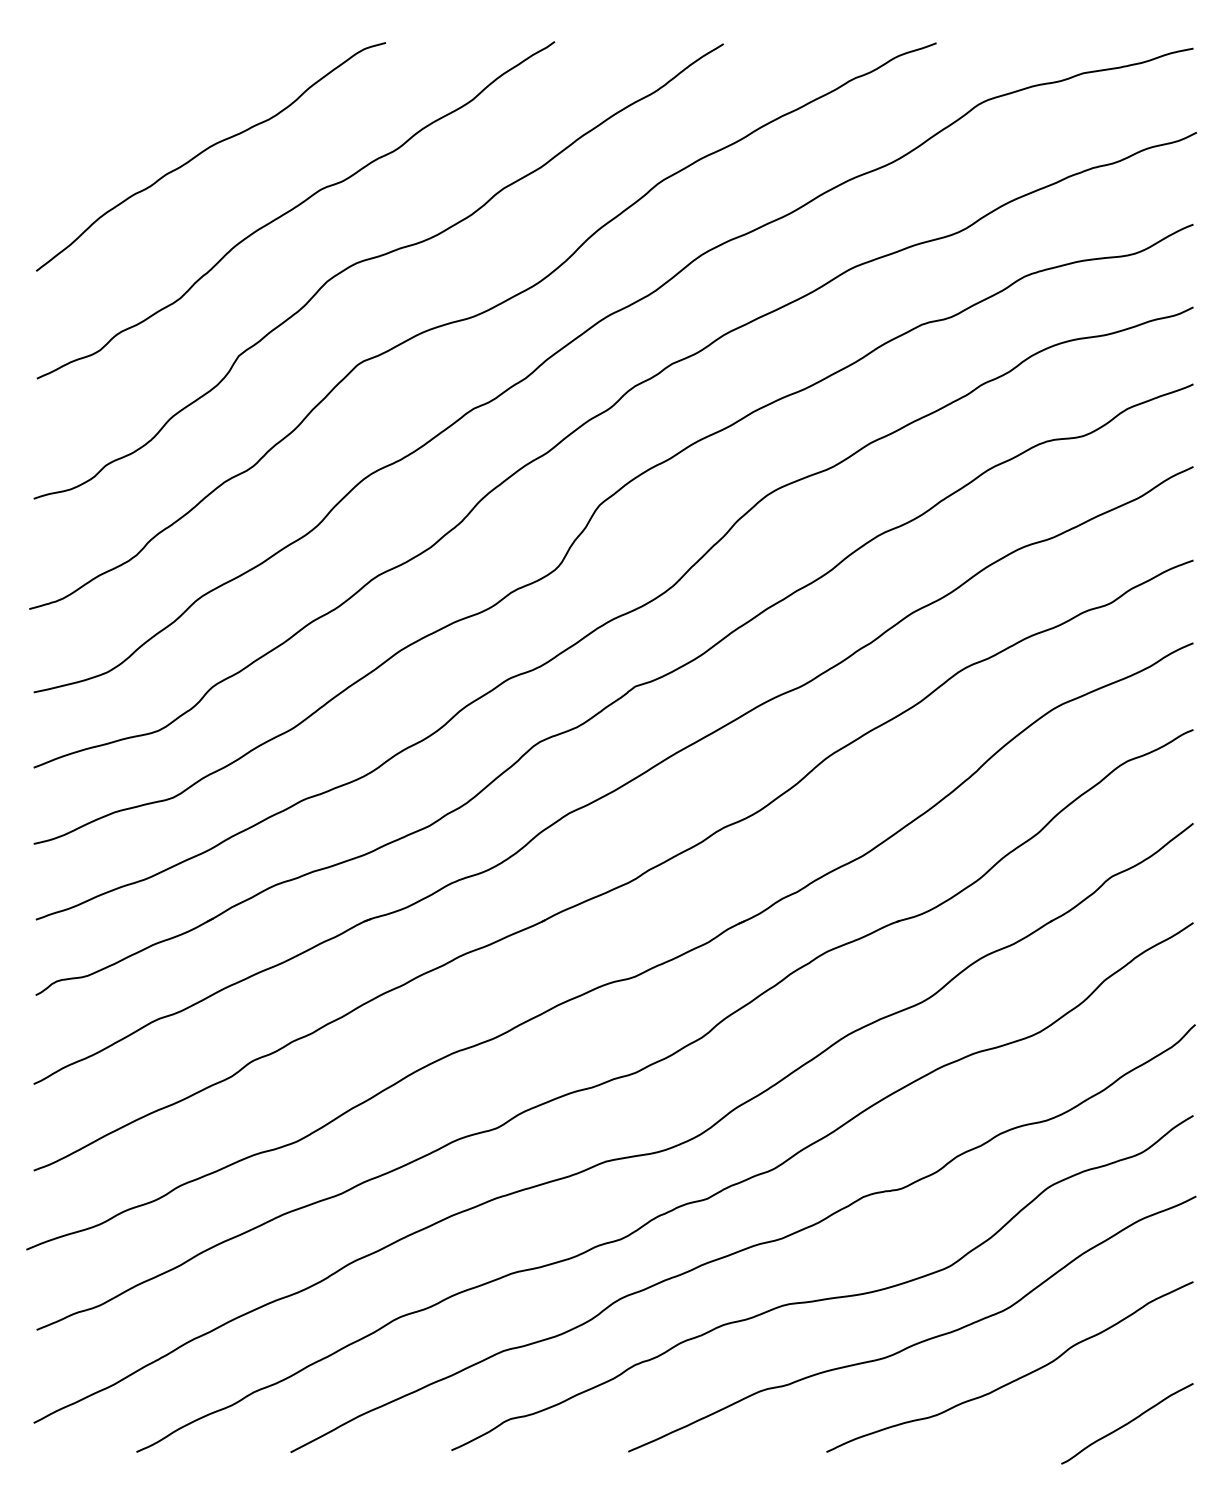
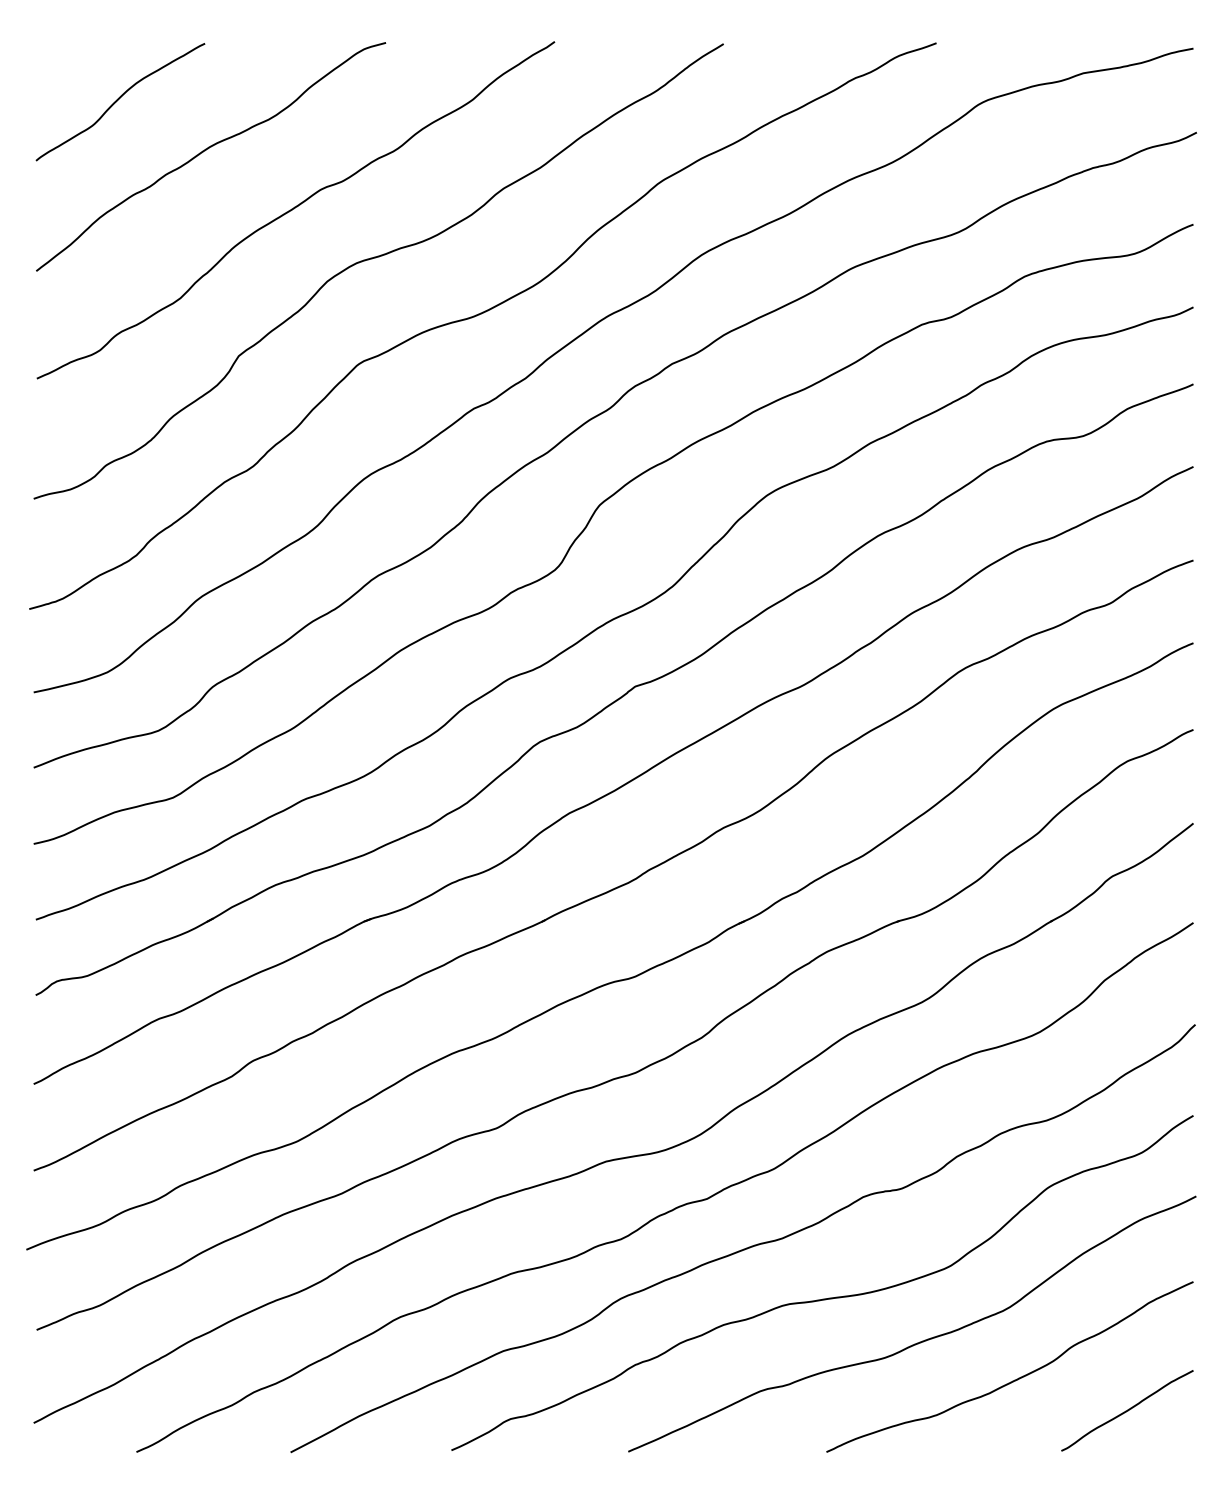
curve: none -> present (118, 100)
curve position: (1127, 1423) -> (1127, 1410) (1127, 1410)
